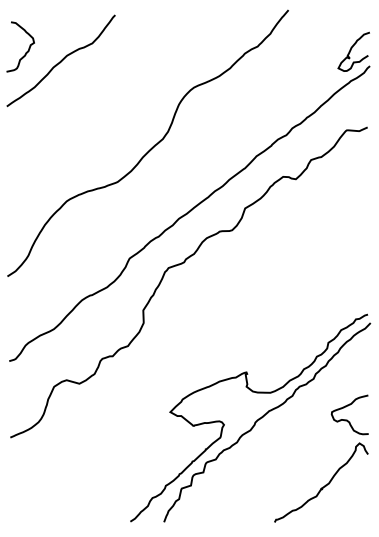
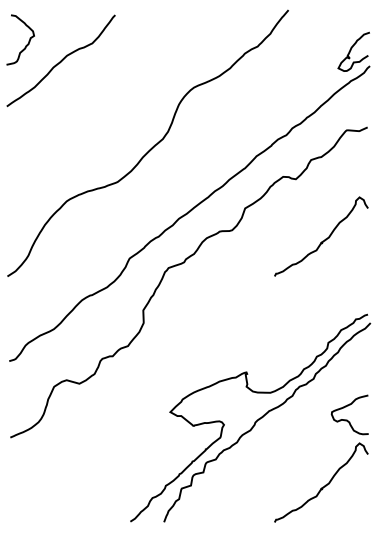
curve position: (26, 51) -> (26, 44) (26, 44)
curve: none -> present (322, 240)
